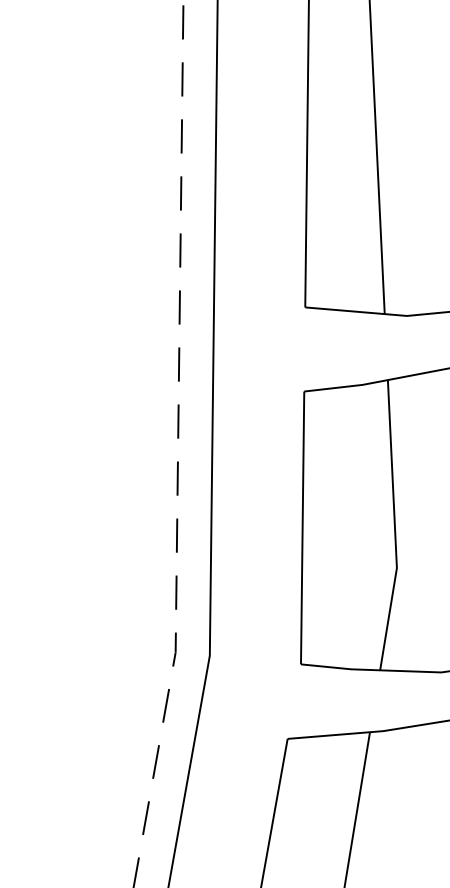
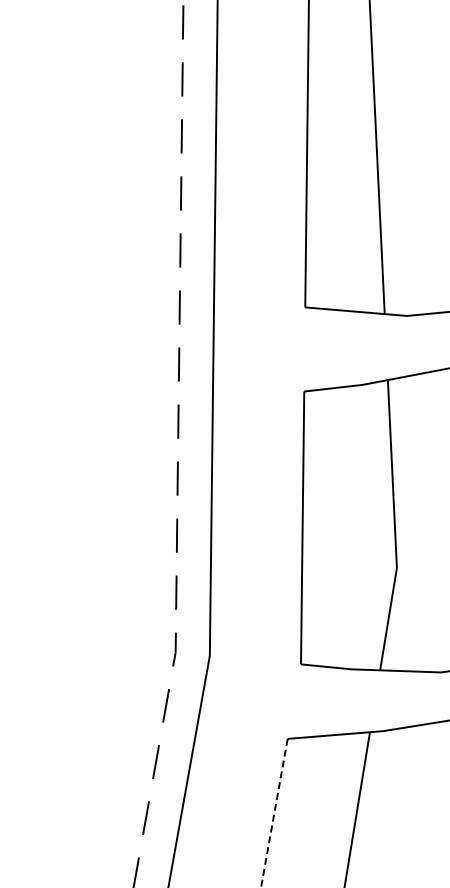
line: solid -> dashed (274, 813)
